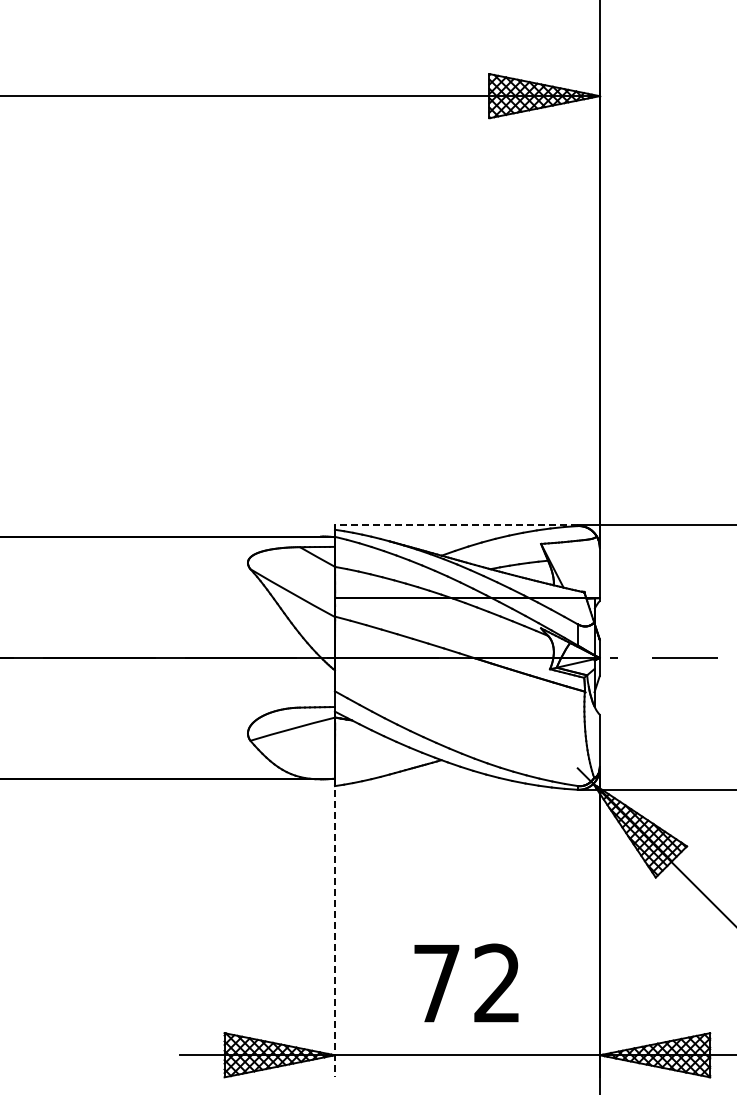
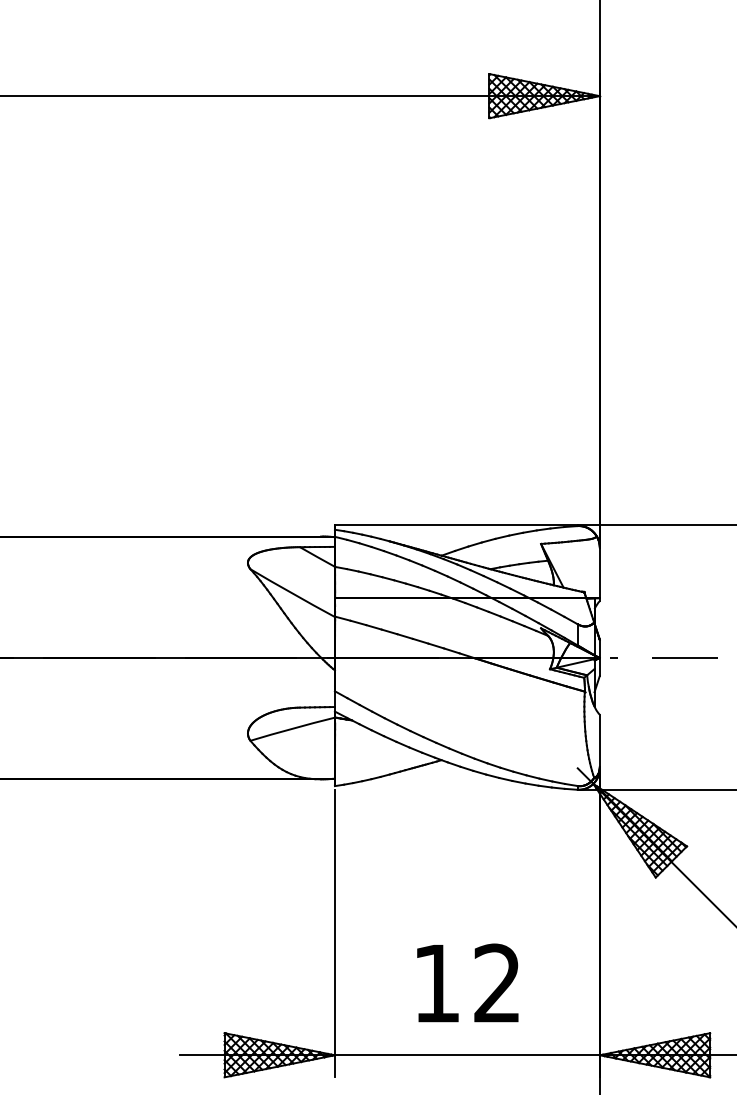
line: dashed -> solid (455, 525)
line: dashed -> solid (334, 934)
text: 72 -> 12 (436, 983)
